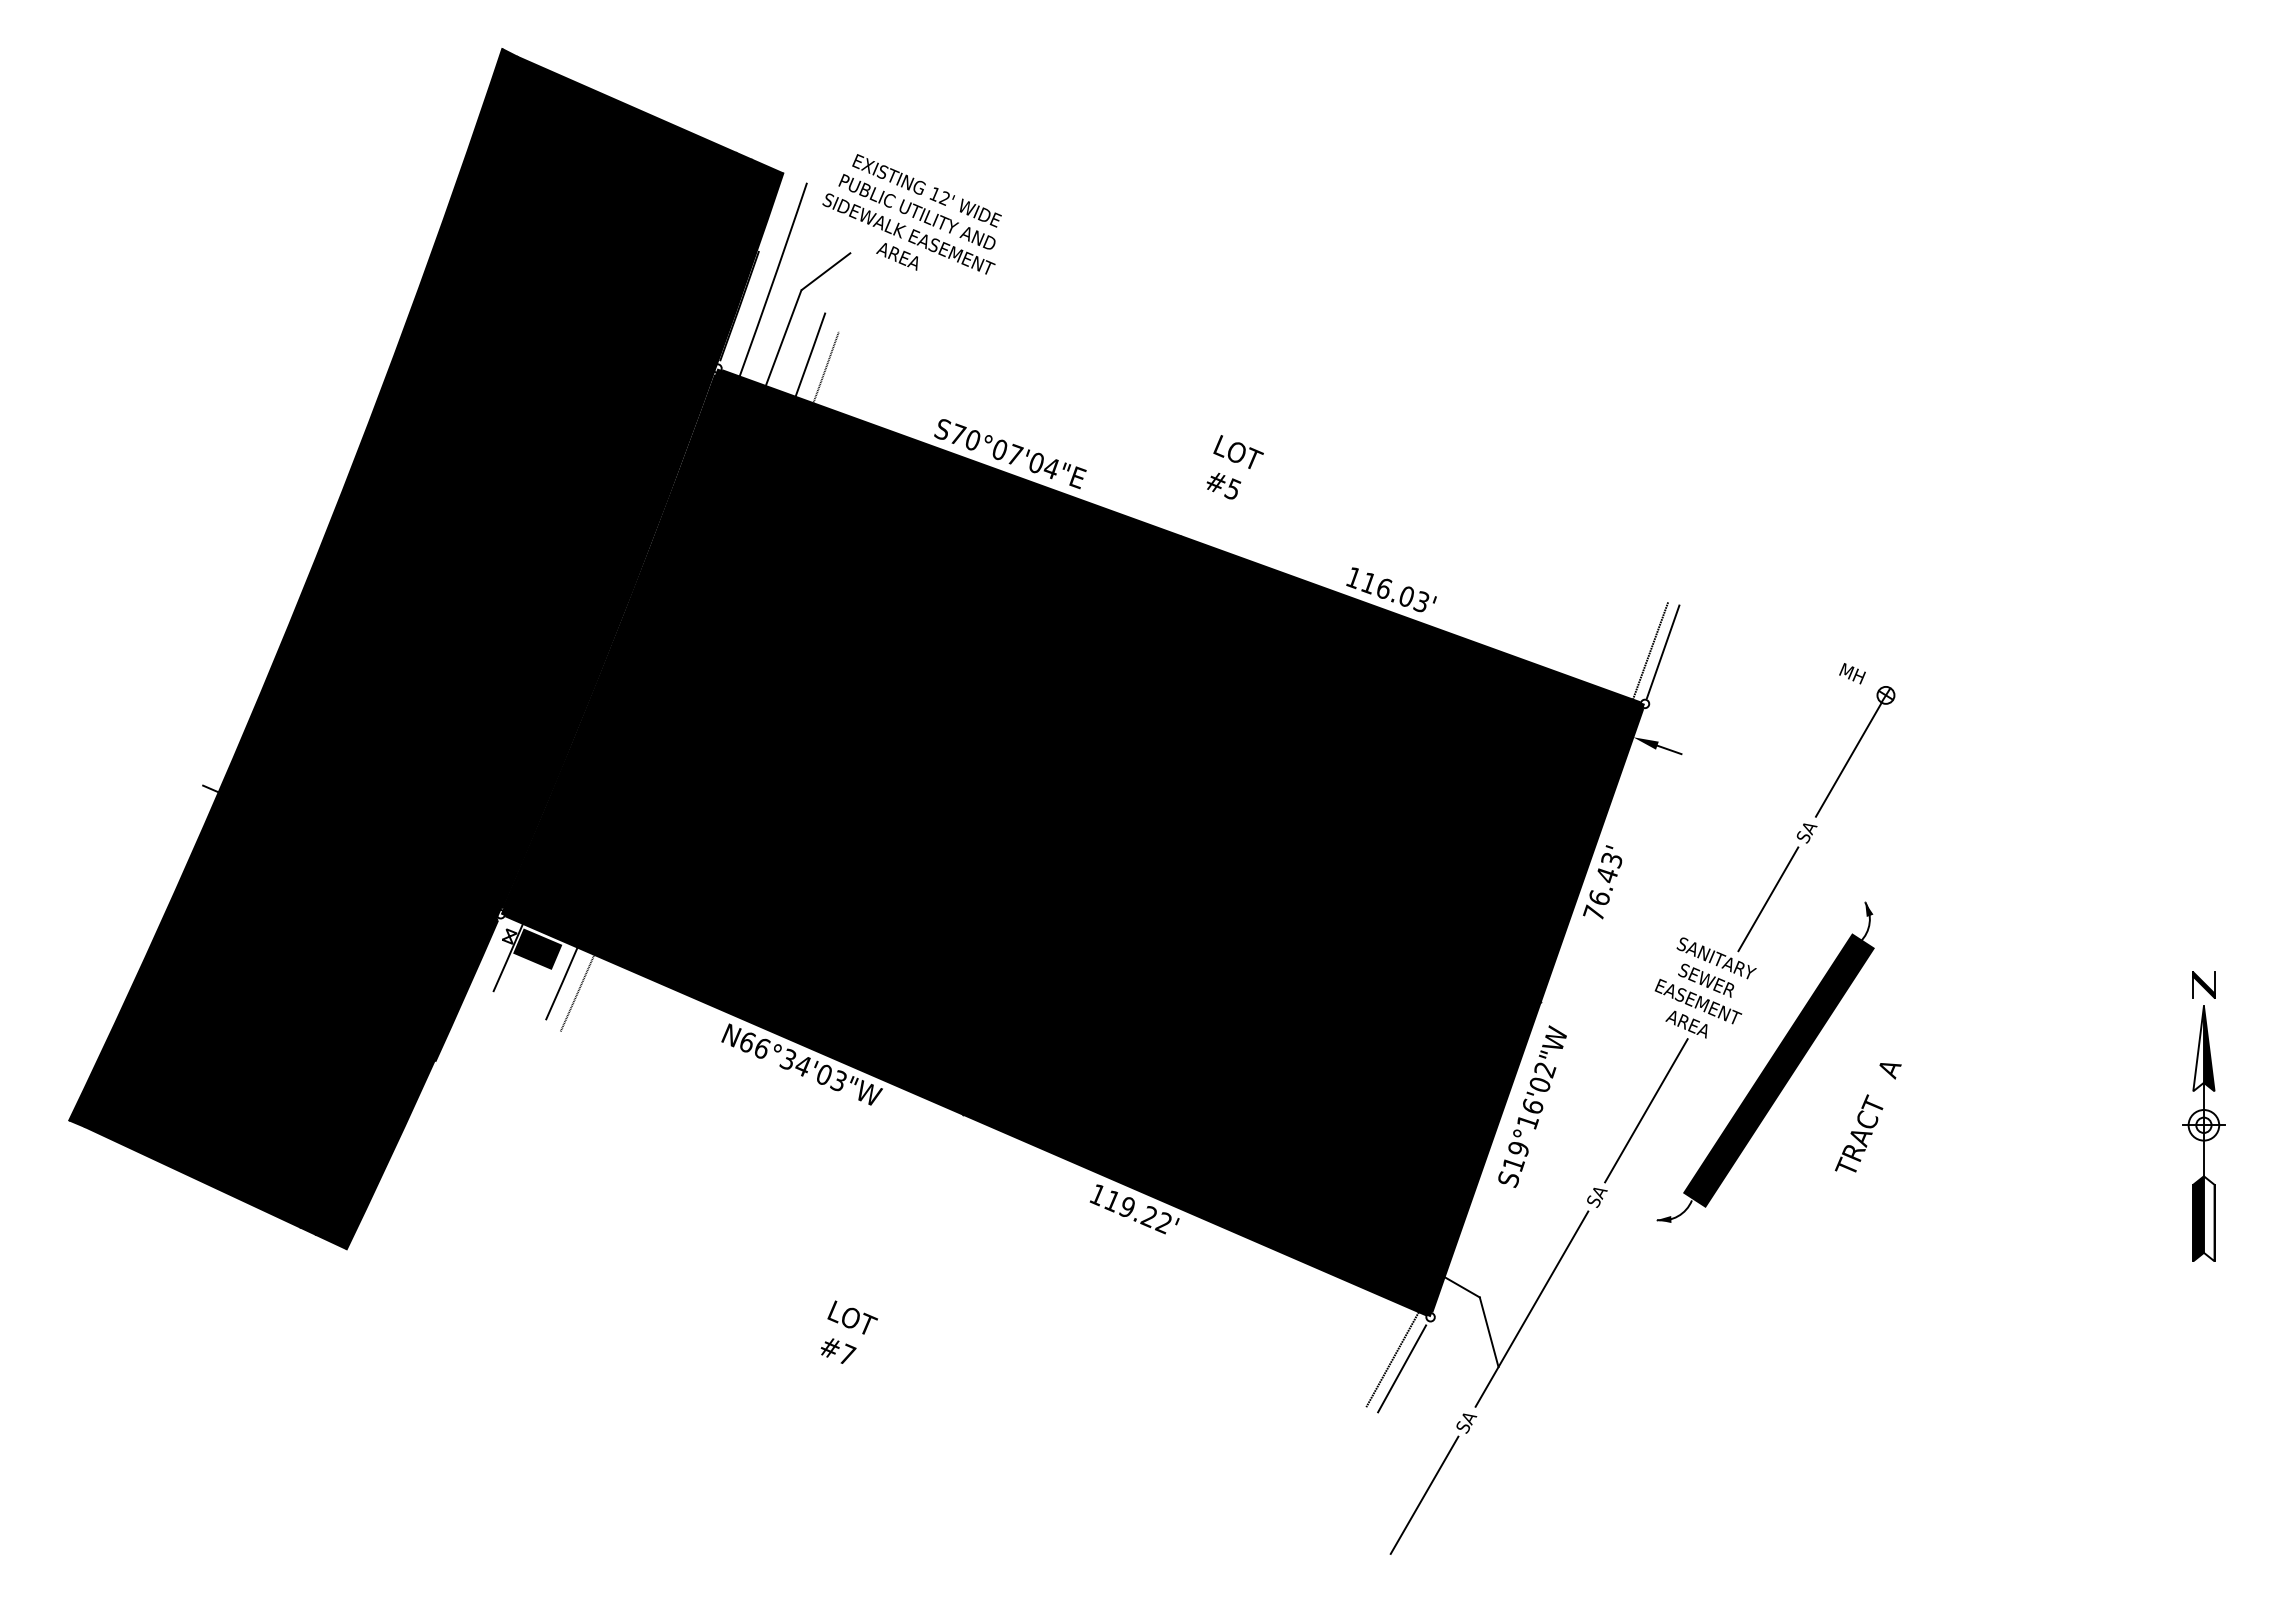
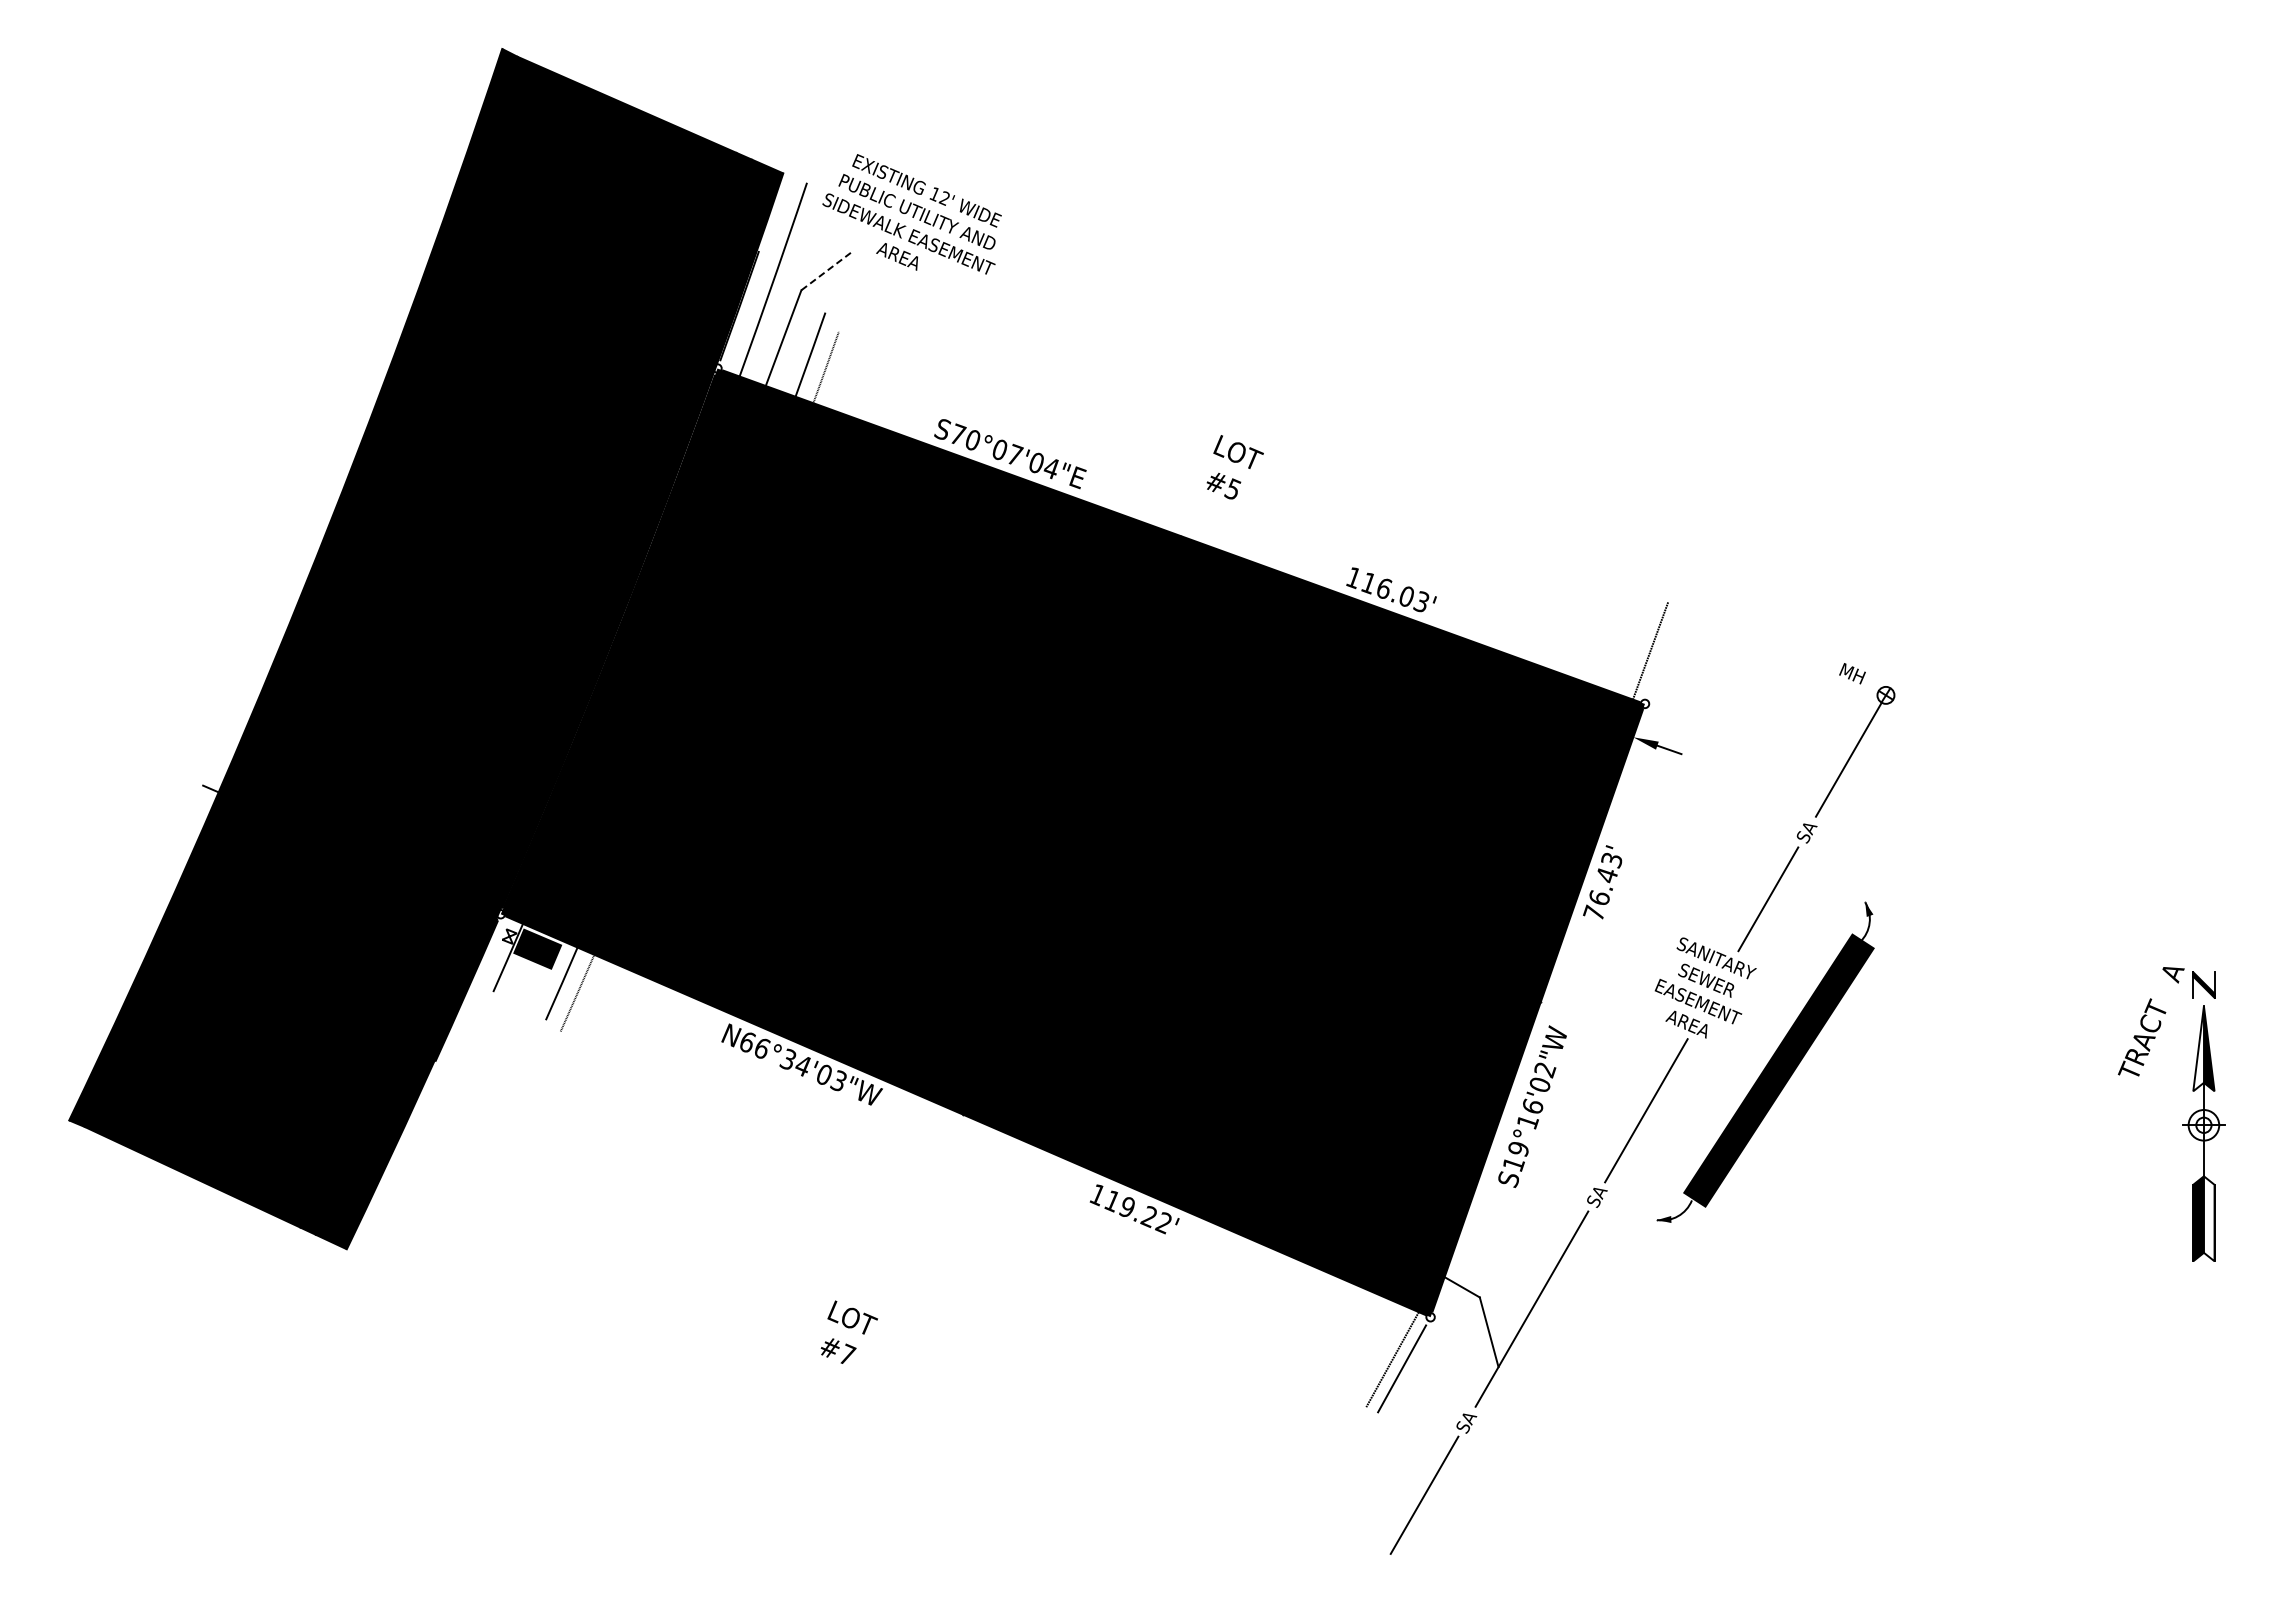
line: solid -> dashed (826, 271)
line: present -> none (1663, 651)
text position: (1868, 1117) -> (2151, 1021) (2151, 1021)
